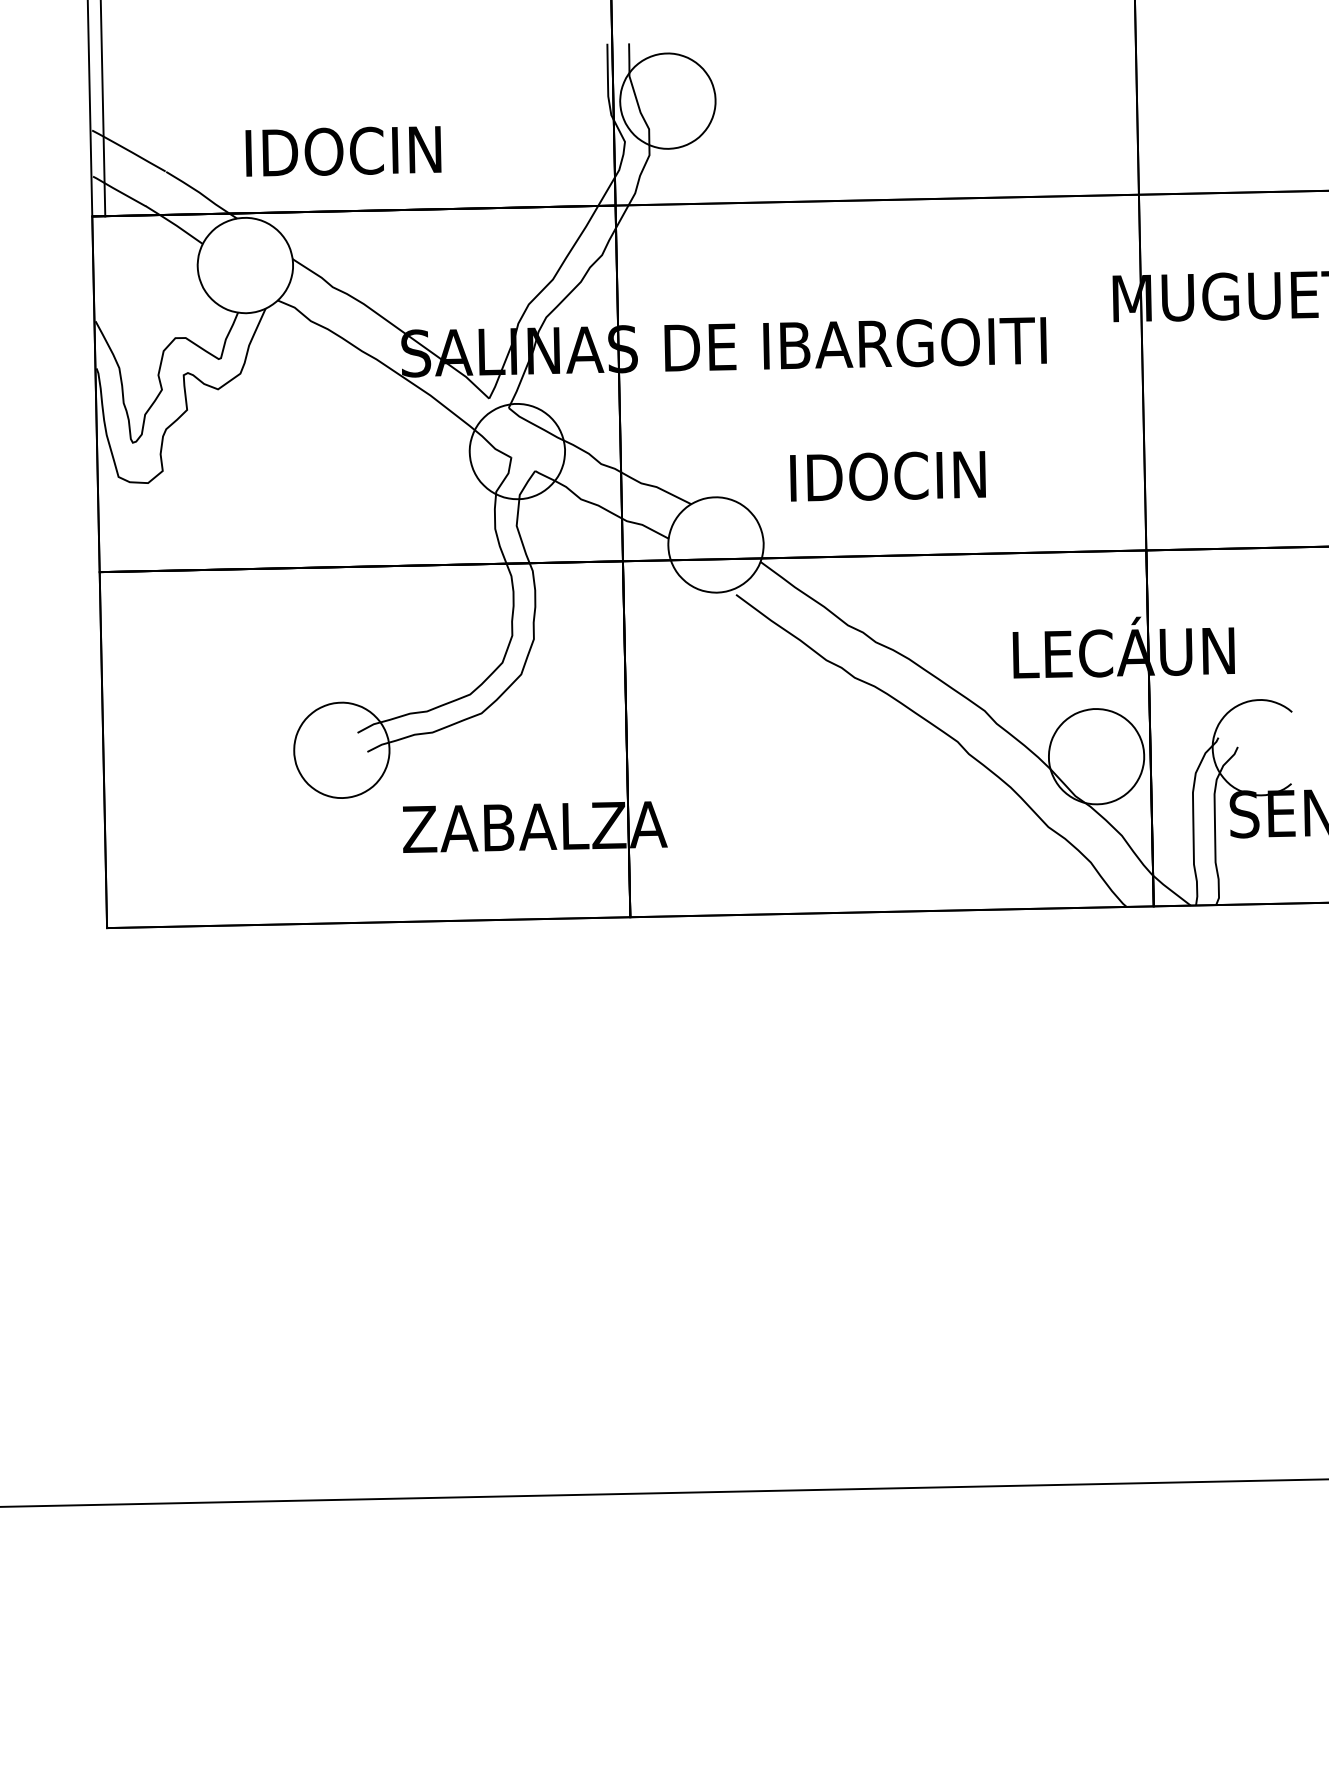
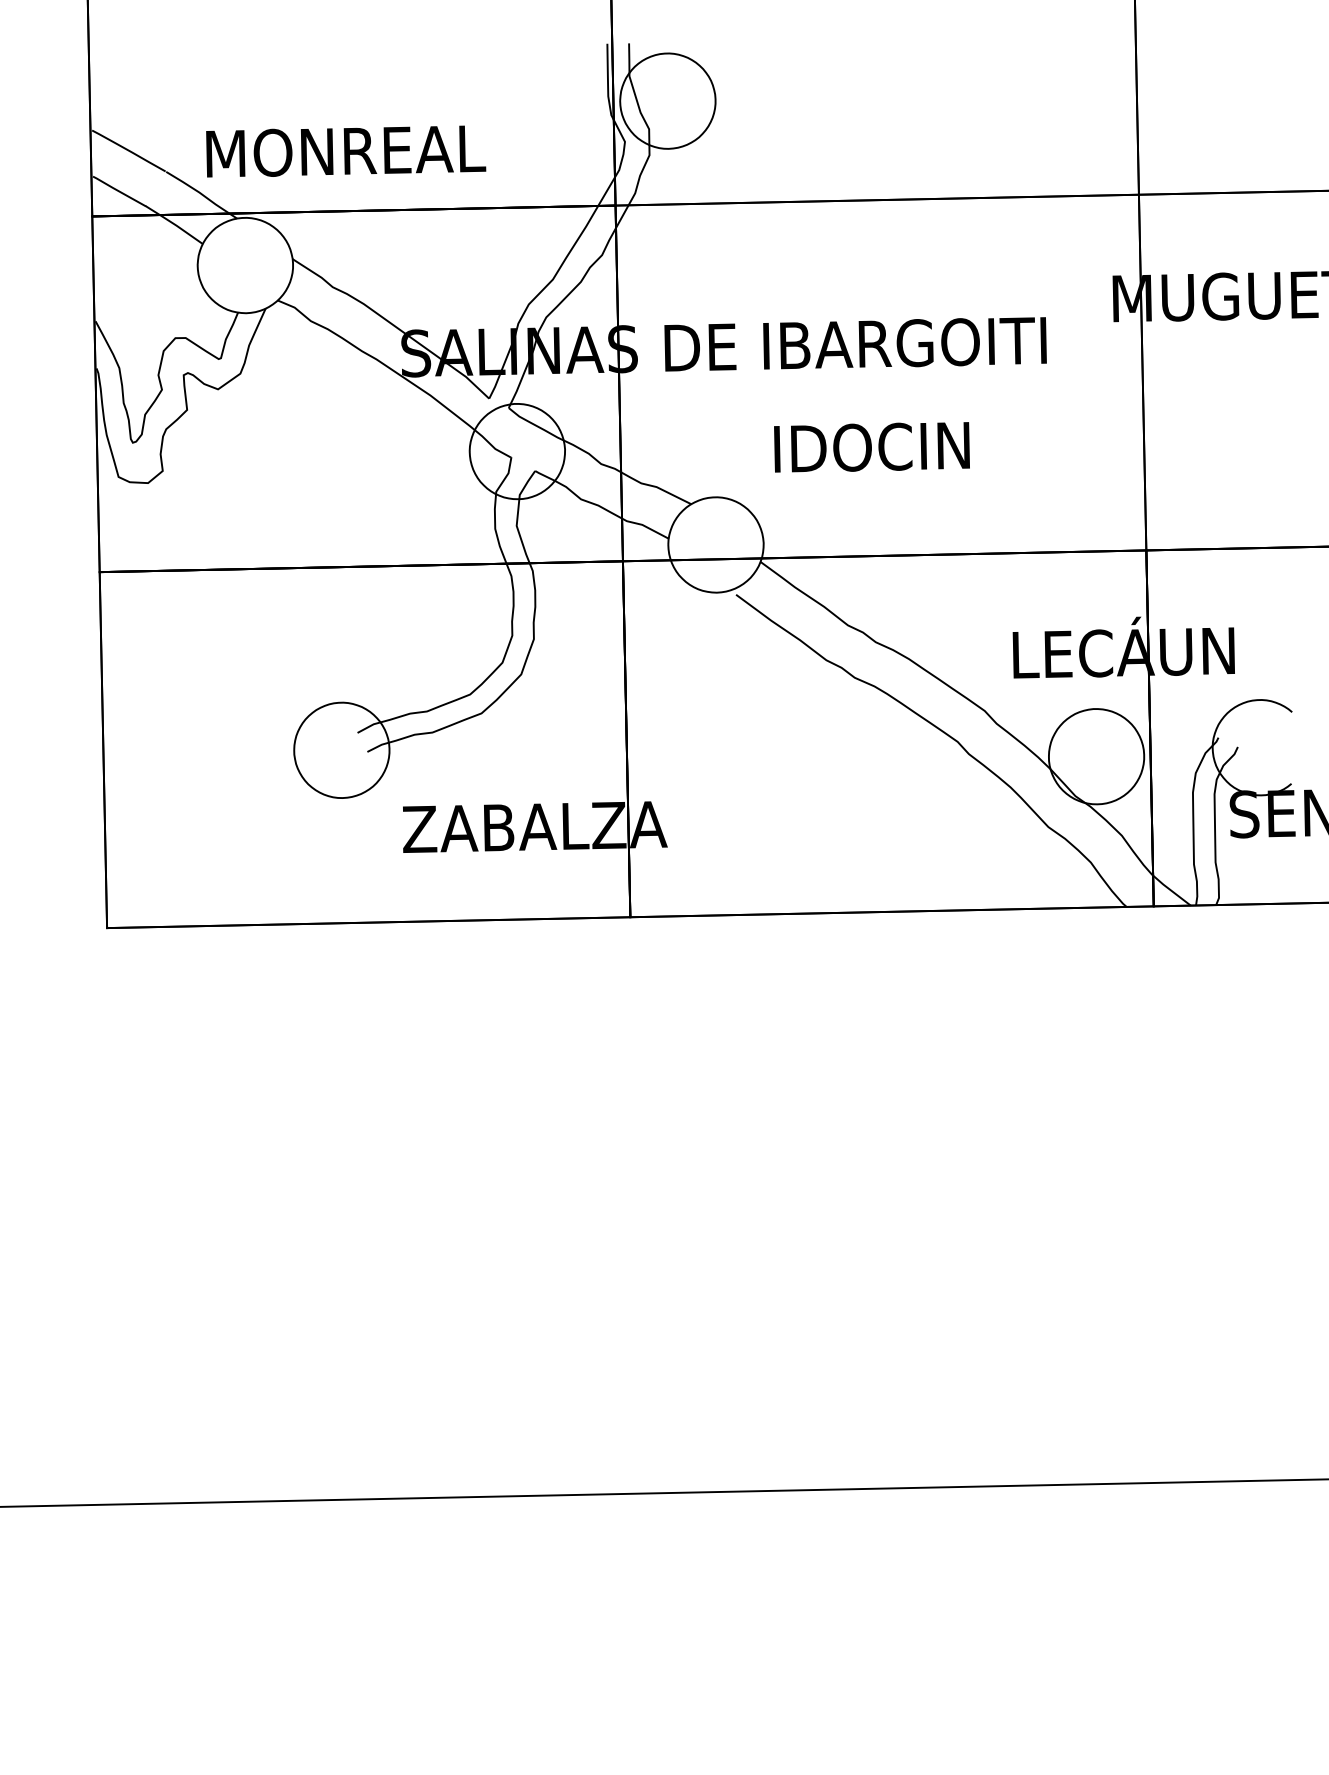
line position: (102, 109) -> (89, 109) (89, 109)
text: IDOCIN -> MONREAL (346, 151)
text position: (887, 476) -> (871, 447) (871, 447)
